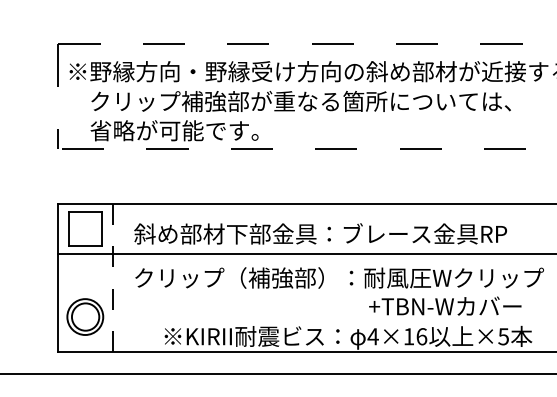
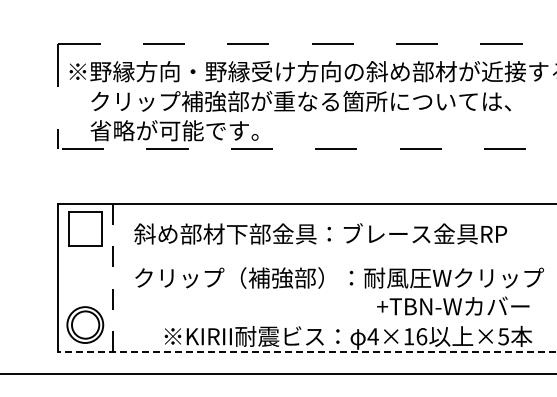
line: present -> none (305, 254)
text position: (445, 305) -> (453, 305) (453, 305)
part position: (85, 316) -> (85, 324) (85, 324)
line: solid -> dashed (307, 351)
